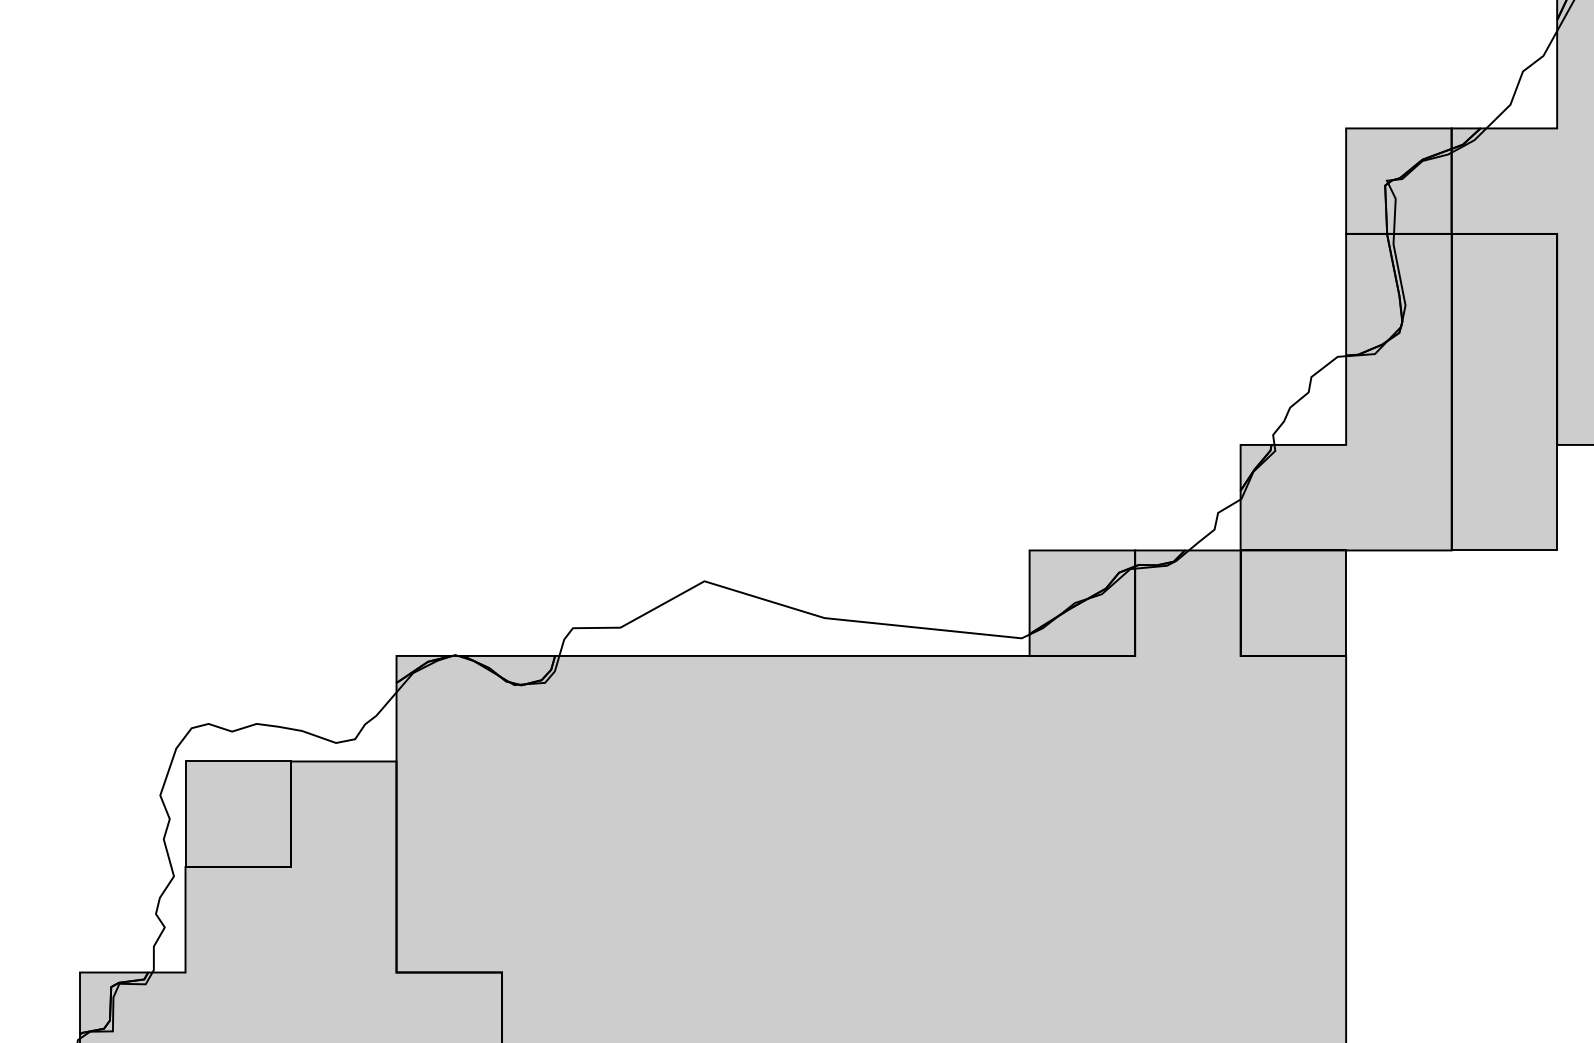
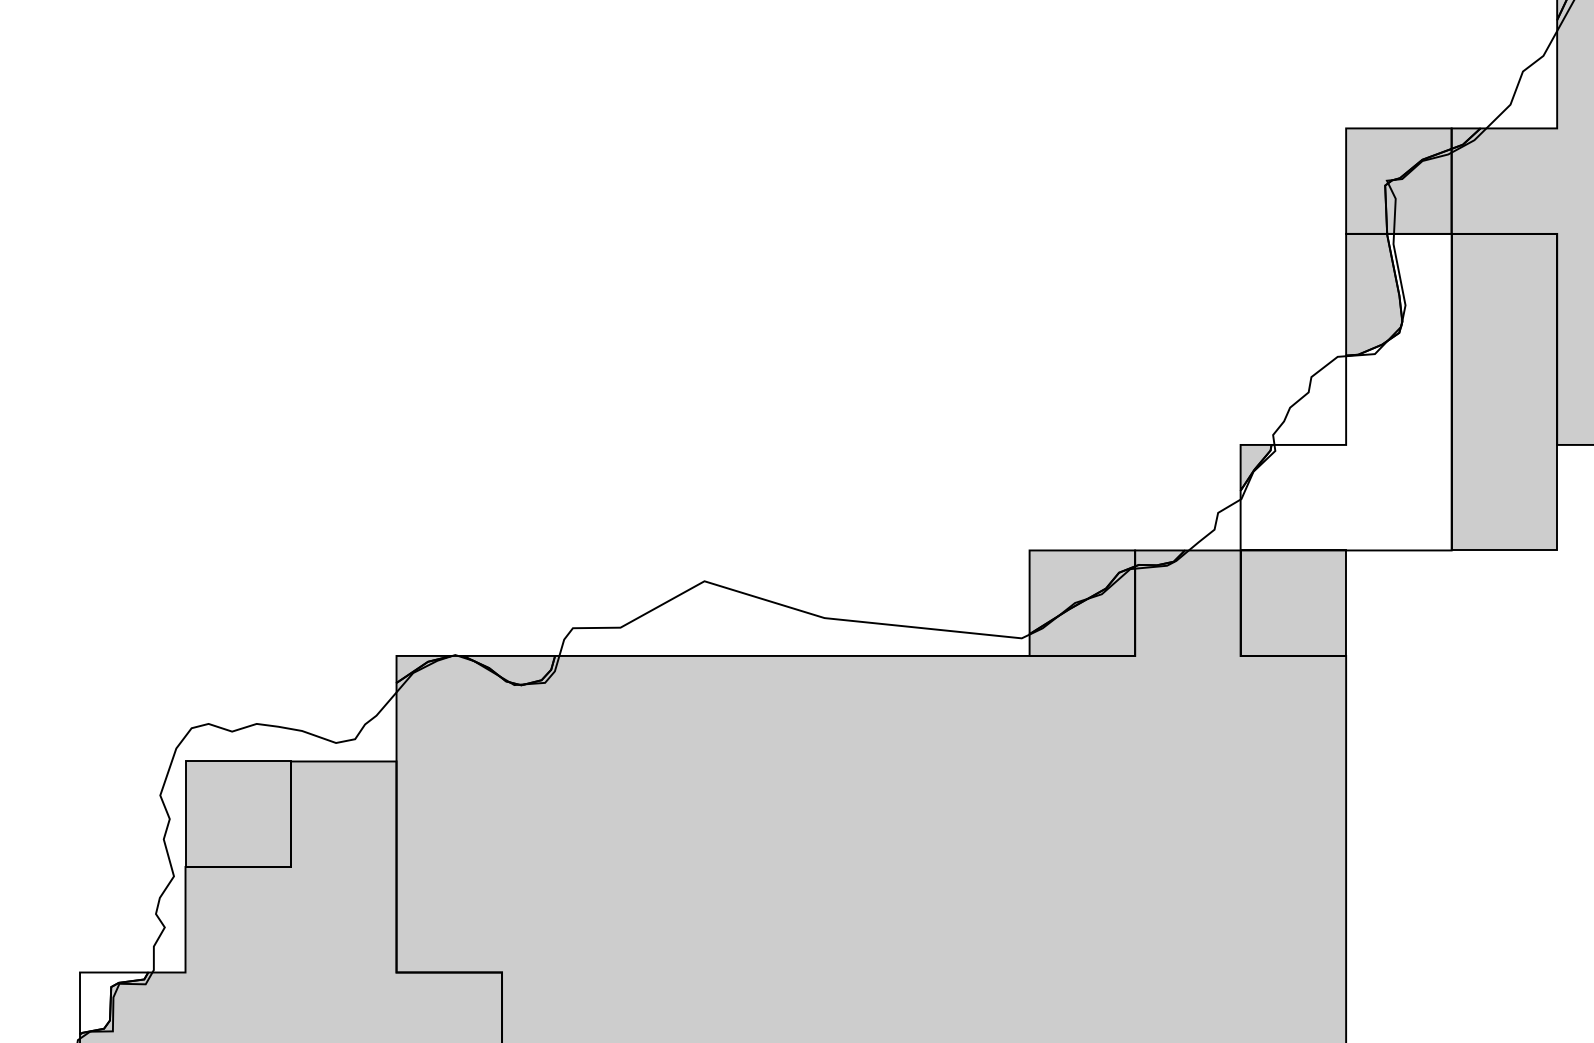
fill: present -> none (1345, 391)
fill: present -> none (114, 1003)
